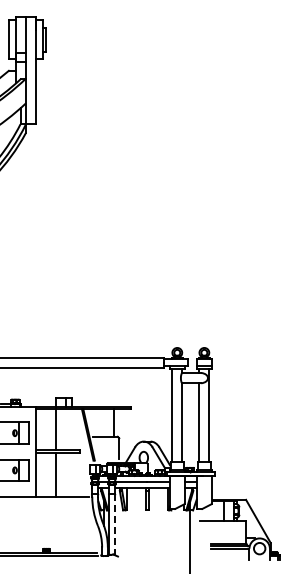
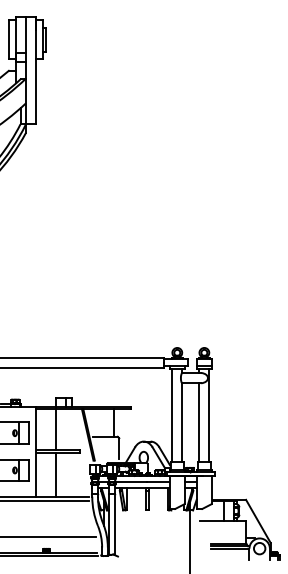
line: none -> present (45, 501)
line: dashed -> solid (114, 525)
line: none -> present (48, 537)
